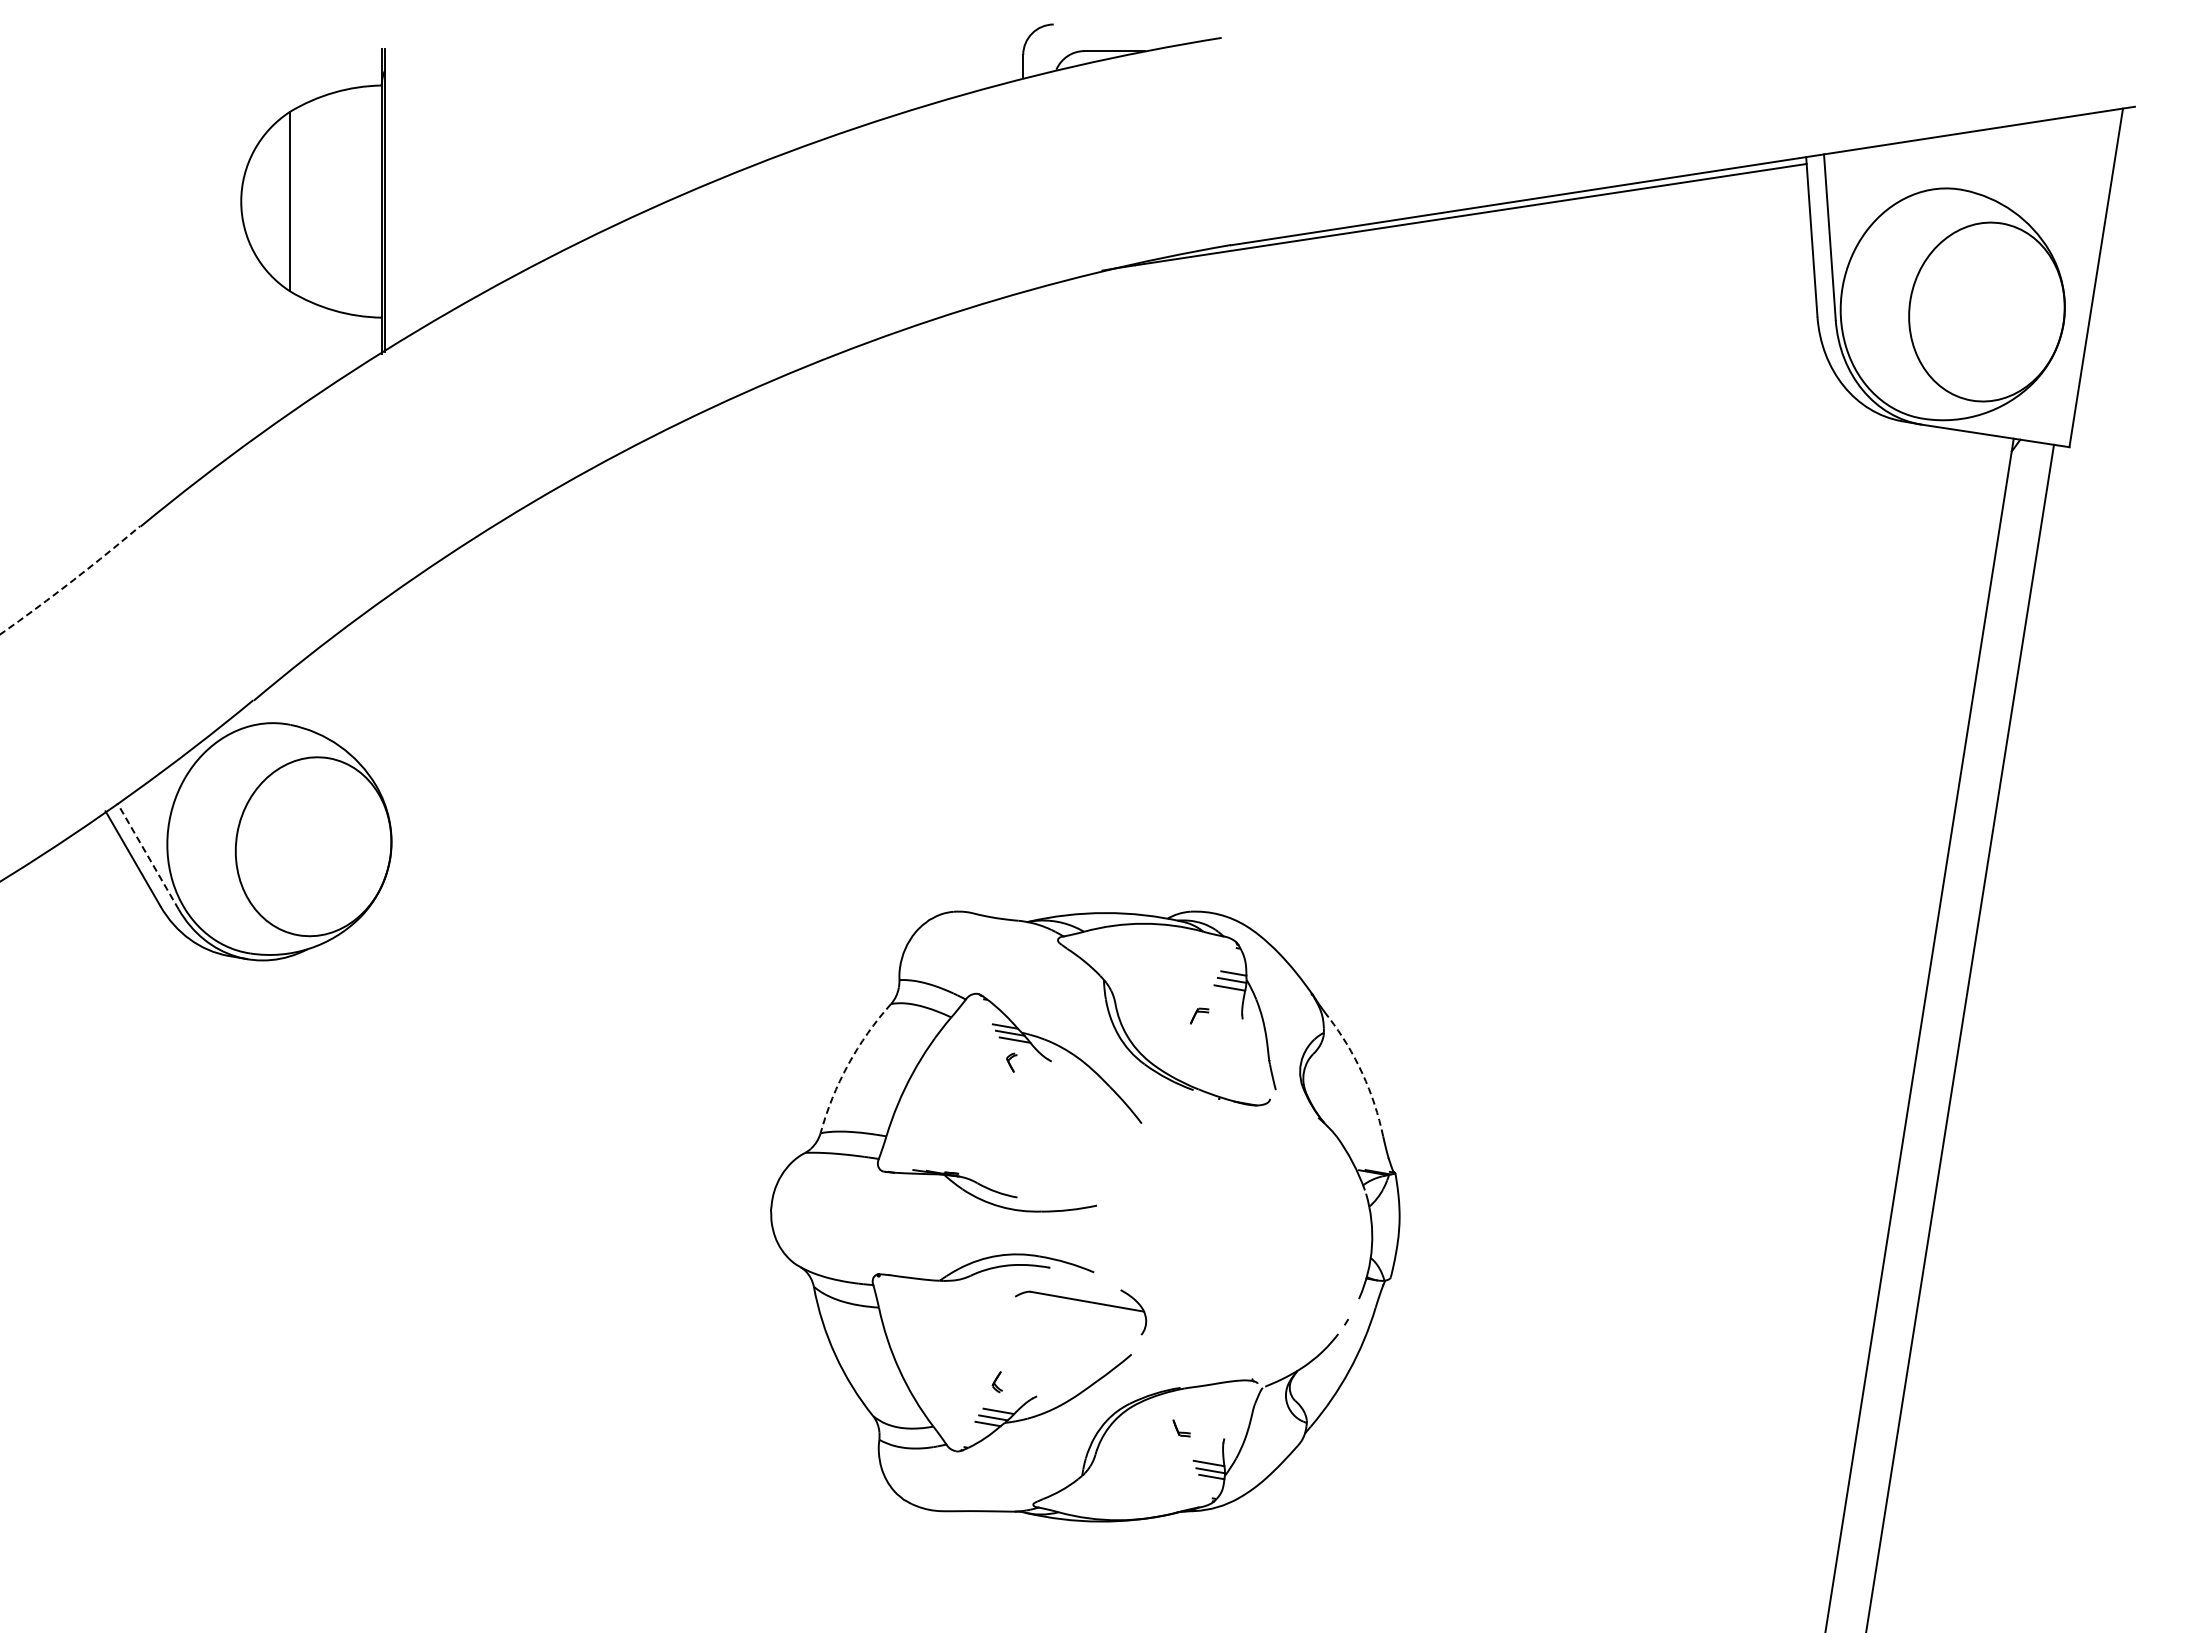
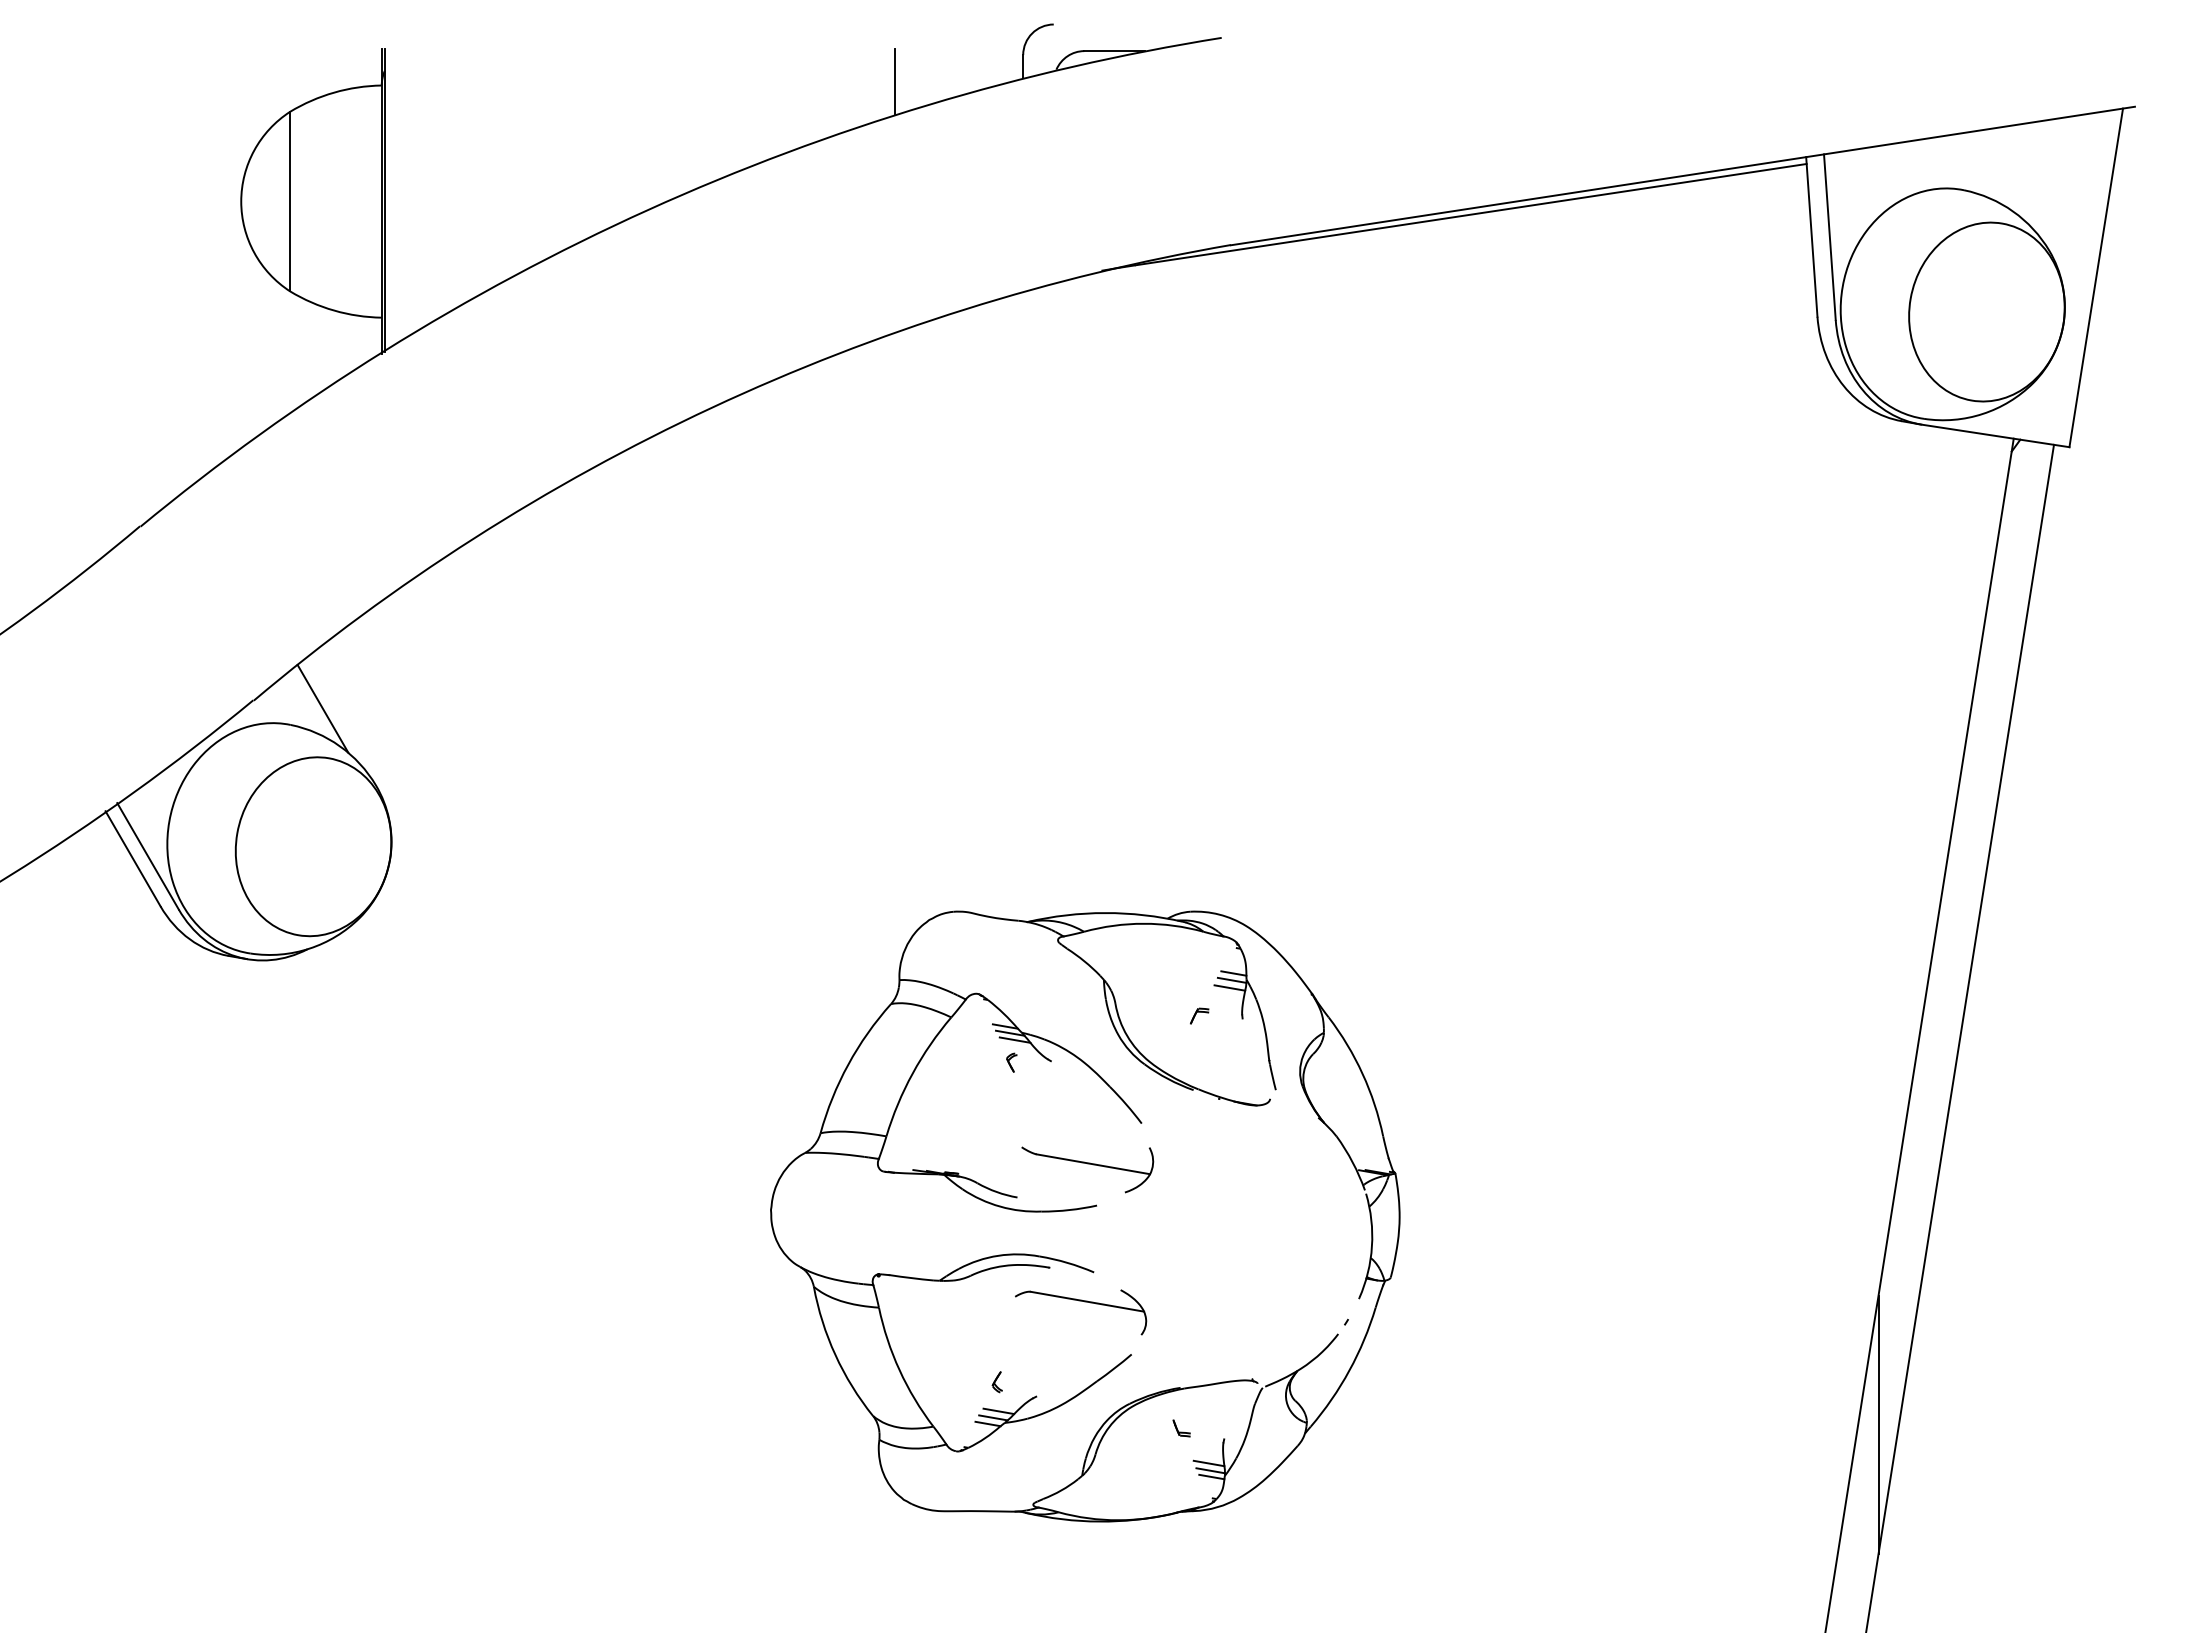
line: none -> present (894, 81)
arc: dashed -> solid (71, 581)
line: none -> present (322, 708)
line: dashed -> solid (147, 855)
arc: dashed -> solid (848, 1064)
arc: dashed -> solid (1362, 1073)
part: none -> present (1087, 1169)
line: none -> present (1878, 1424)
